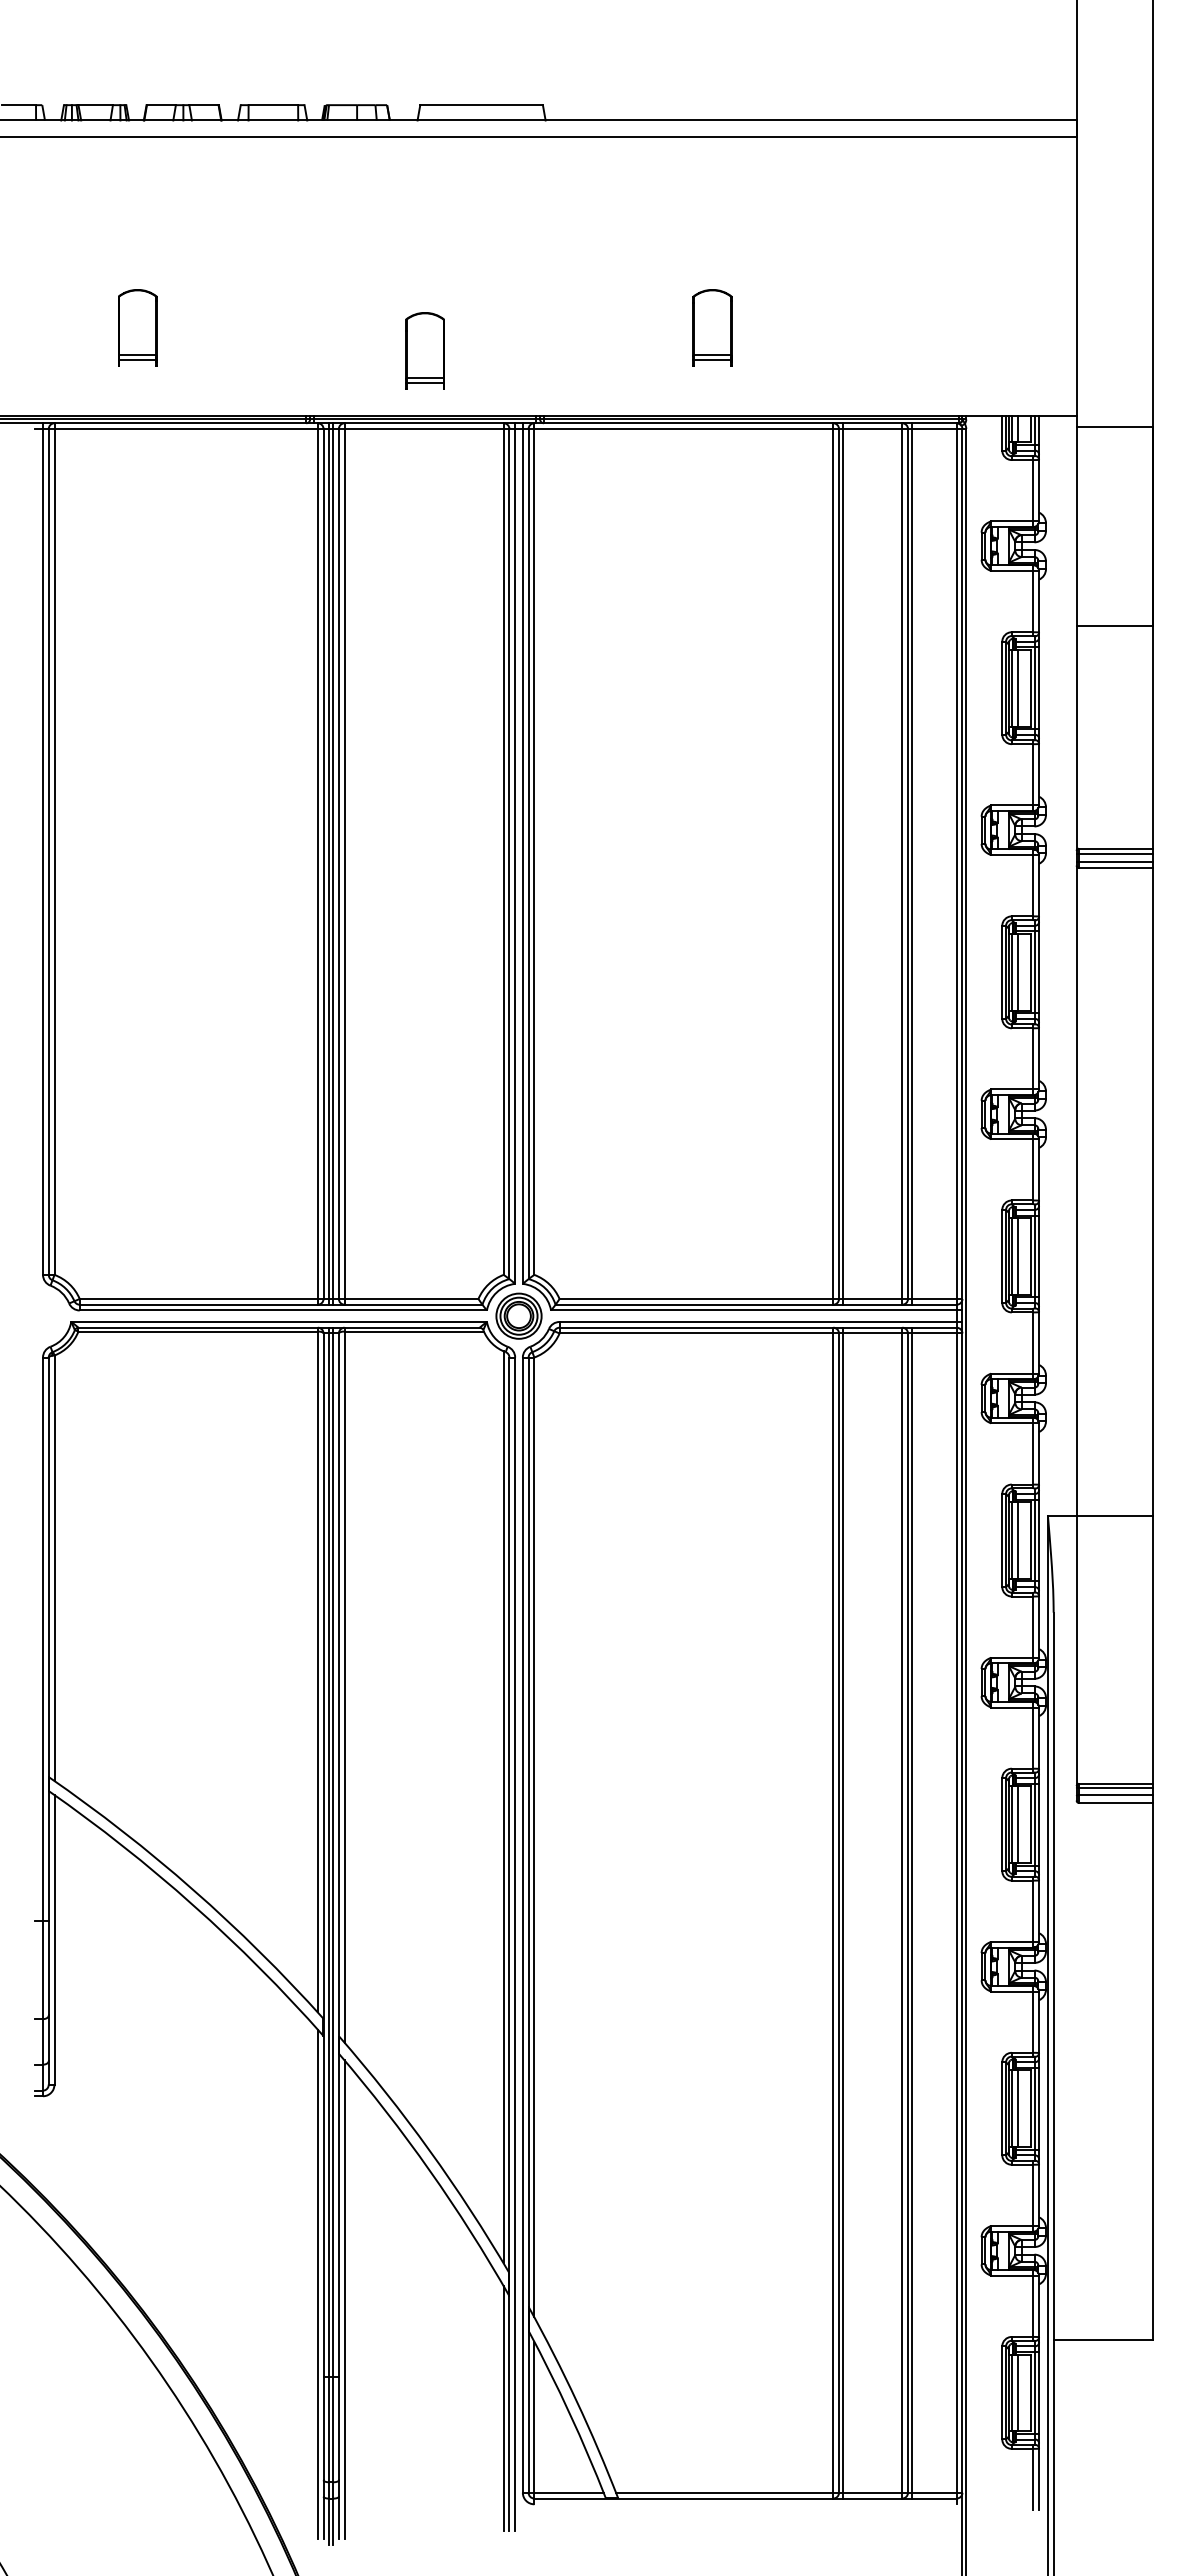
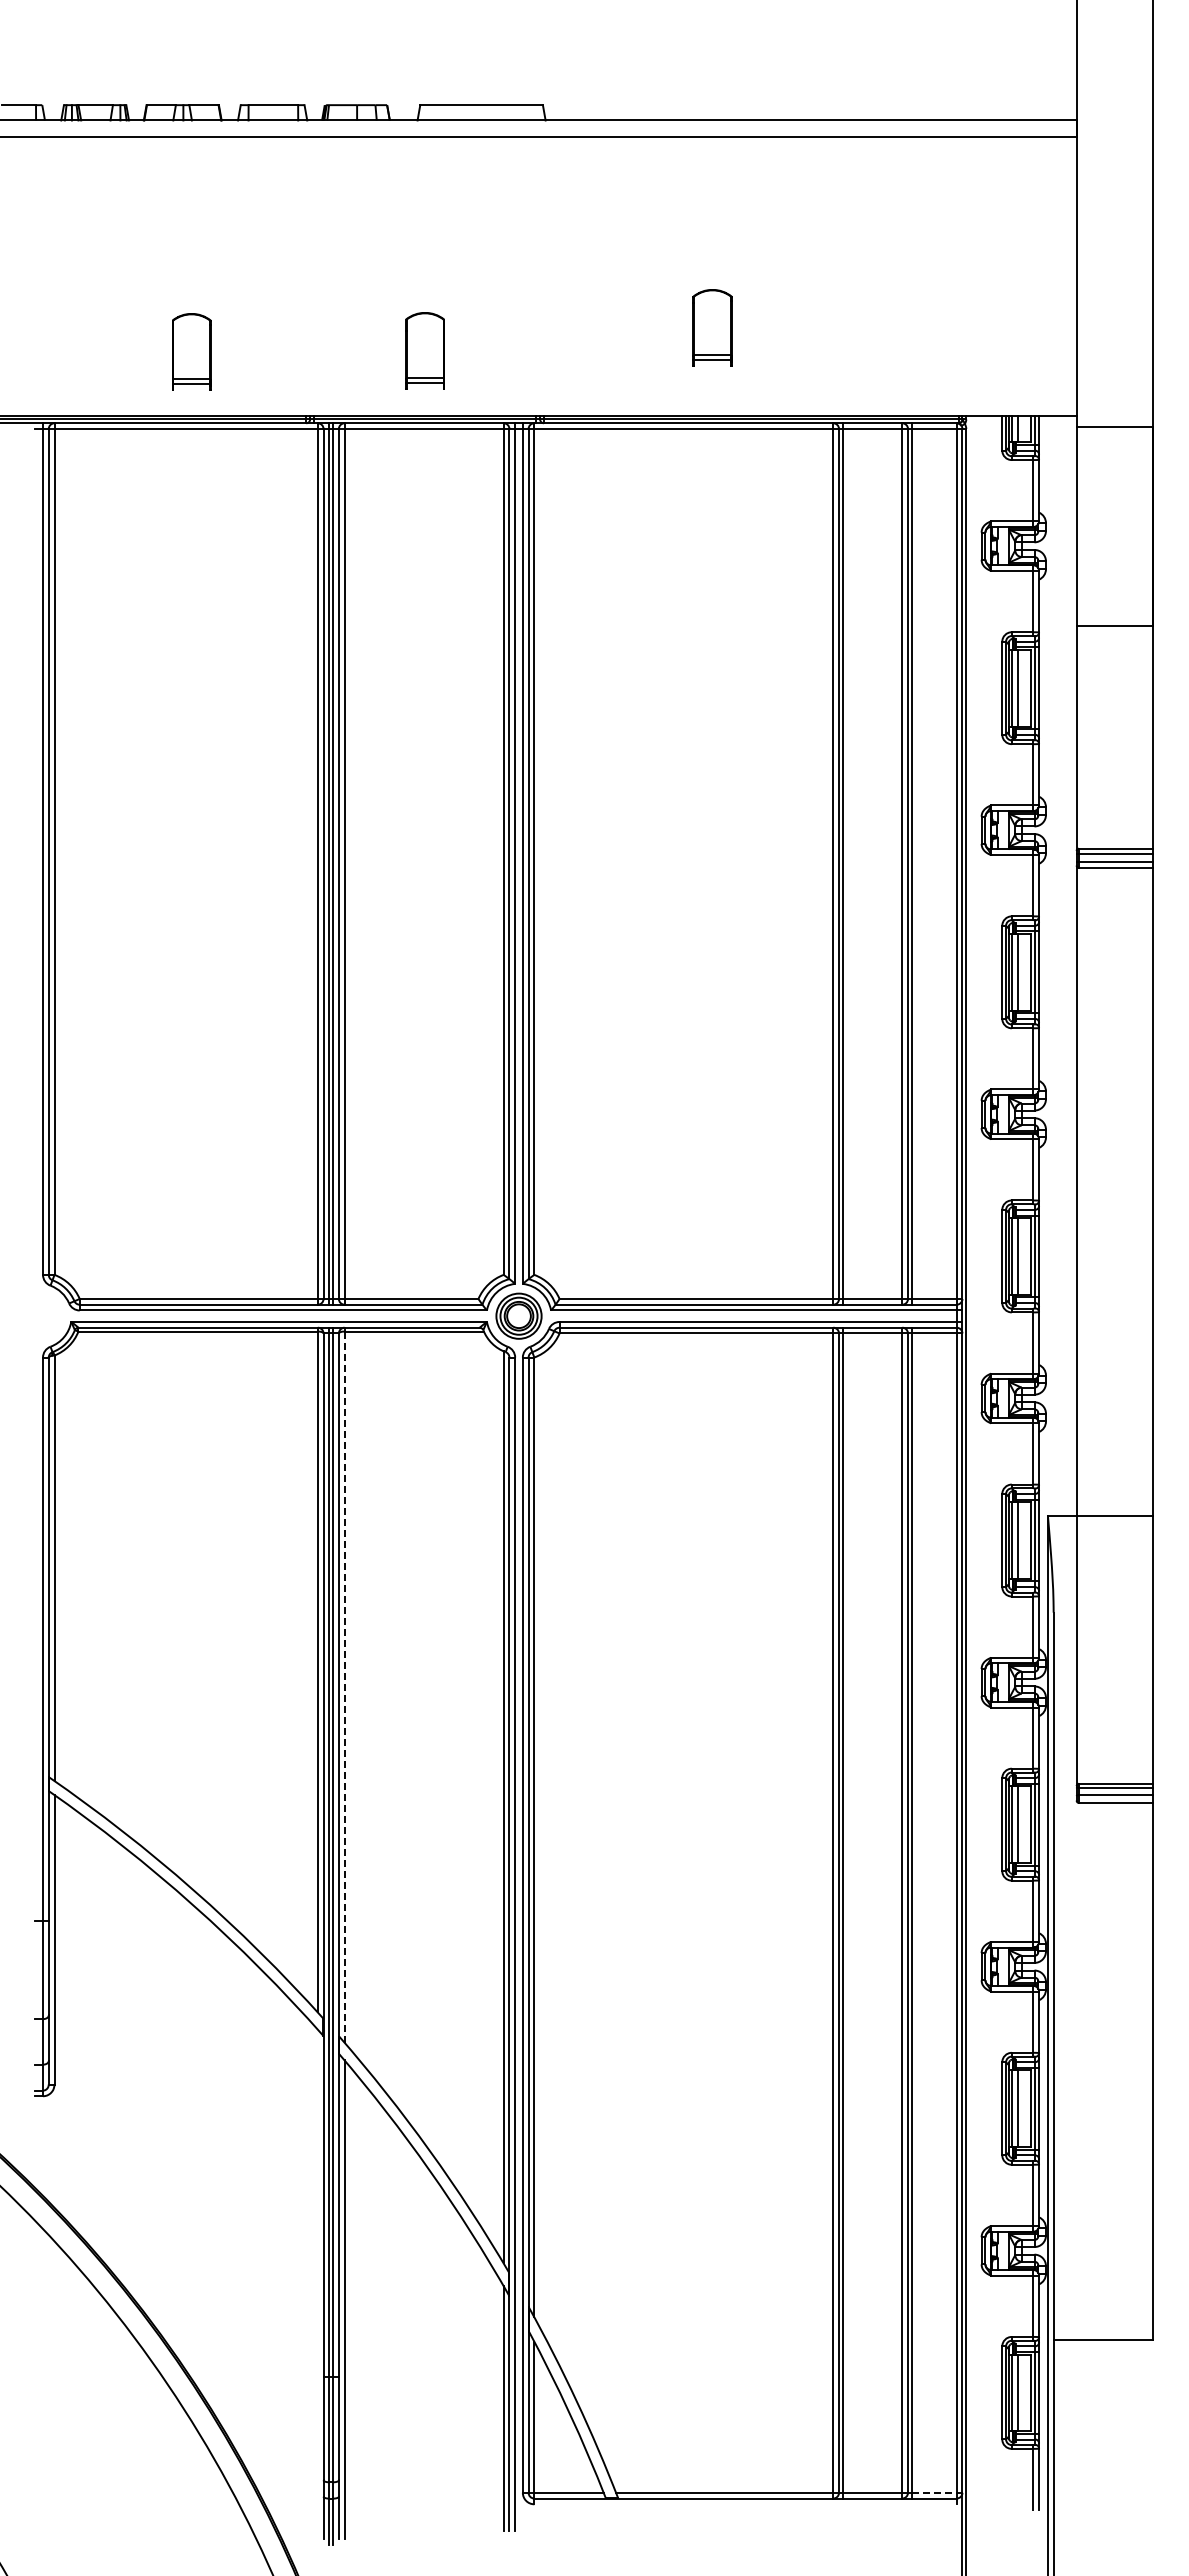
part position: (137, 327) -> (191, 351) (191, 351)
line: solid -> dashed (344, 1687)
line: present -> none (317, 2283)
line: solid -> dashed (934, 2492)
